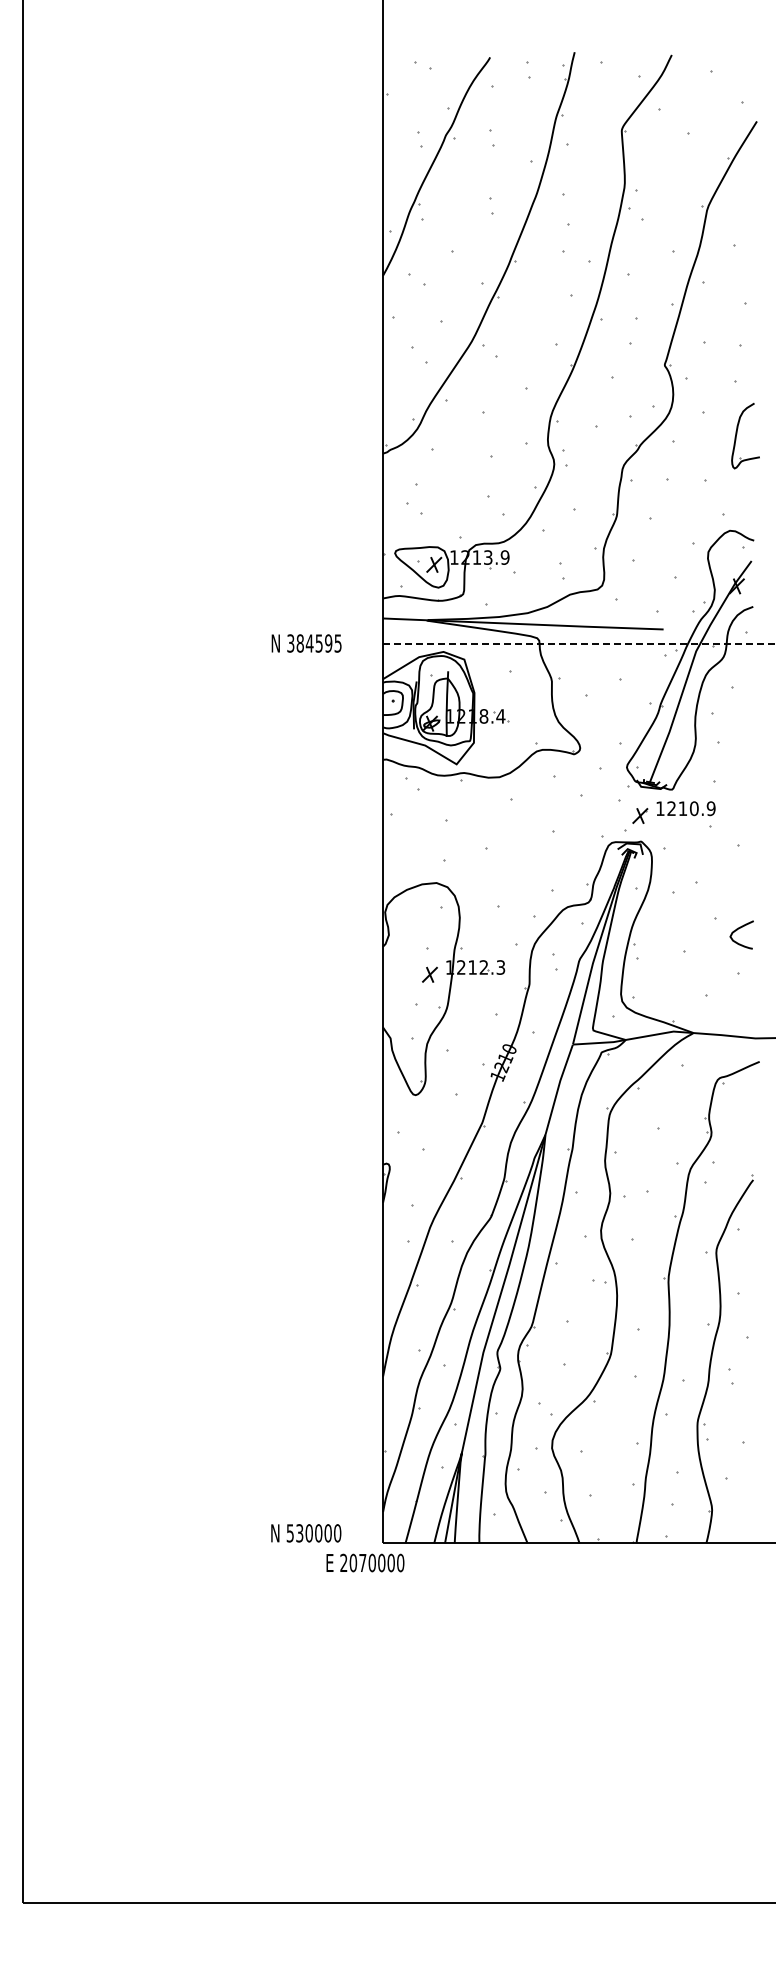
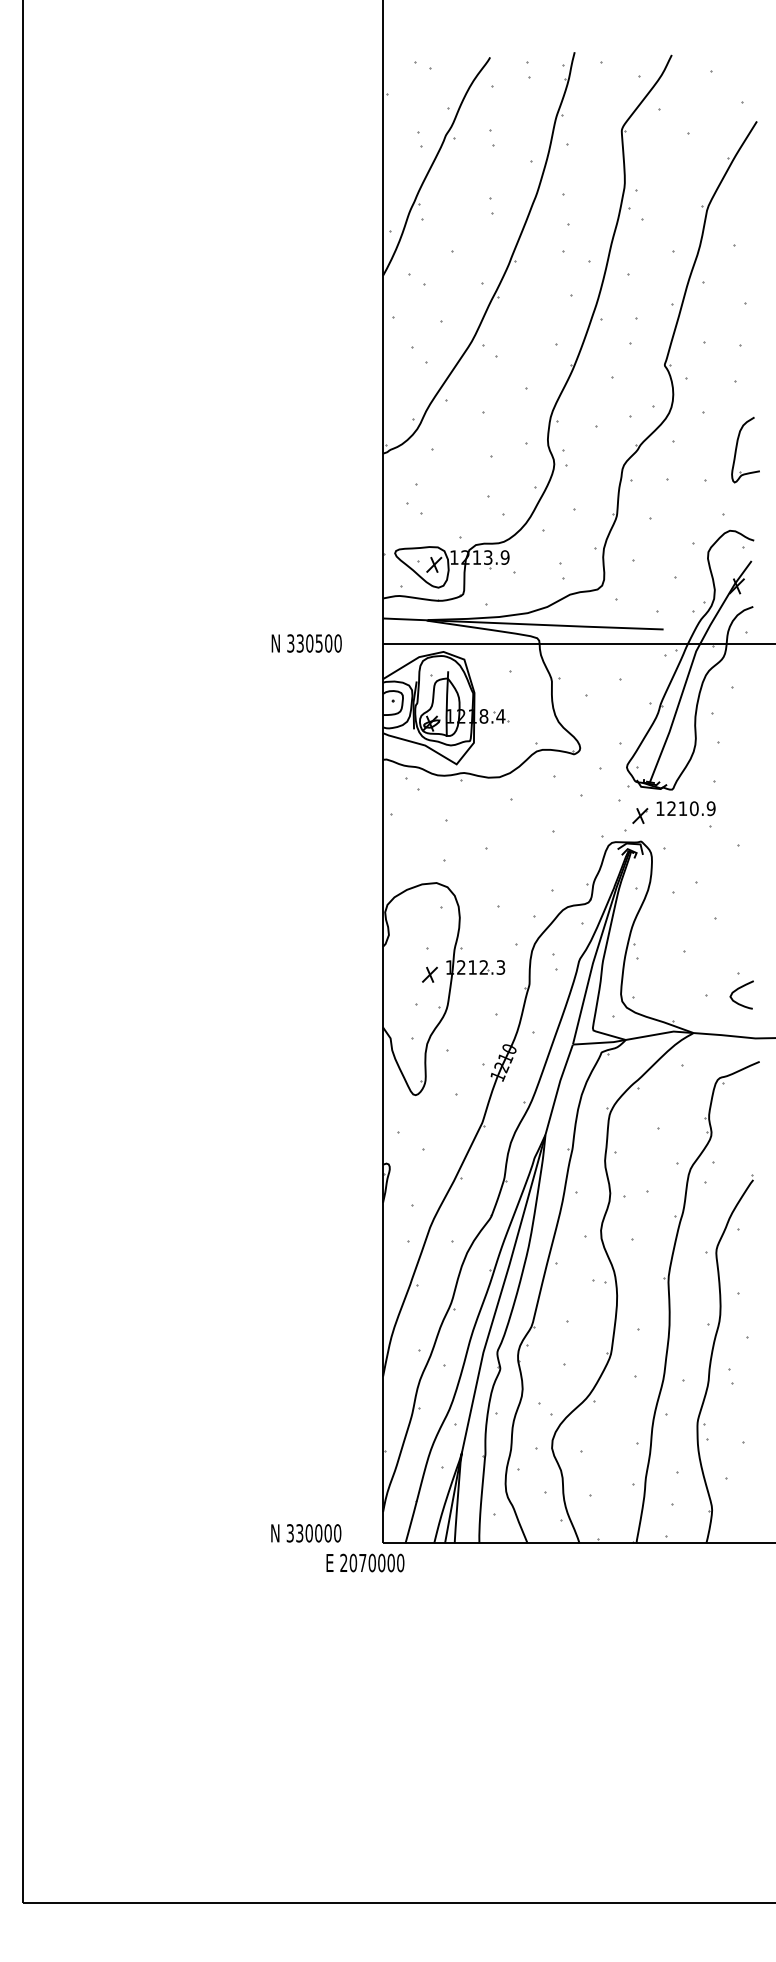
part position: (737, 434) -> (737, 448) (737, 448)
text: 384595 -> 330500 (318, 643)
line: dashed -> solid (579, 643)
curve position: (739, 929) -> (739, 989) (739, 989)
text: 530000 -> 330000 (290, 1532)
